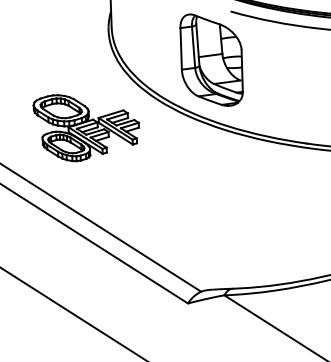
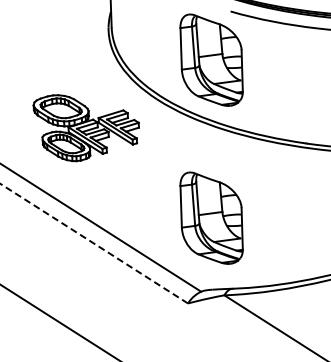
part: none -> present (211, 217)
line: solid -> dashed (93, 243)
line position: (72, 313) -> (59, 321) (59, 321)
